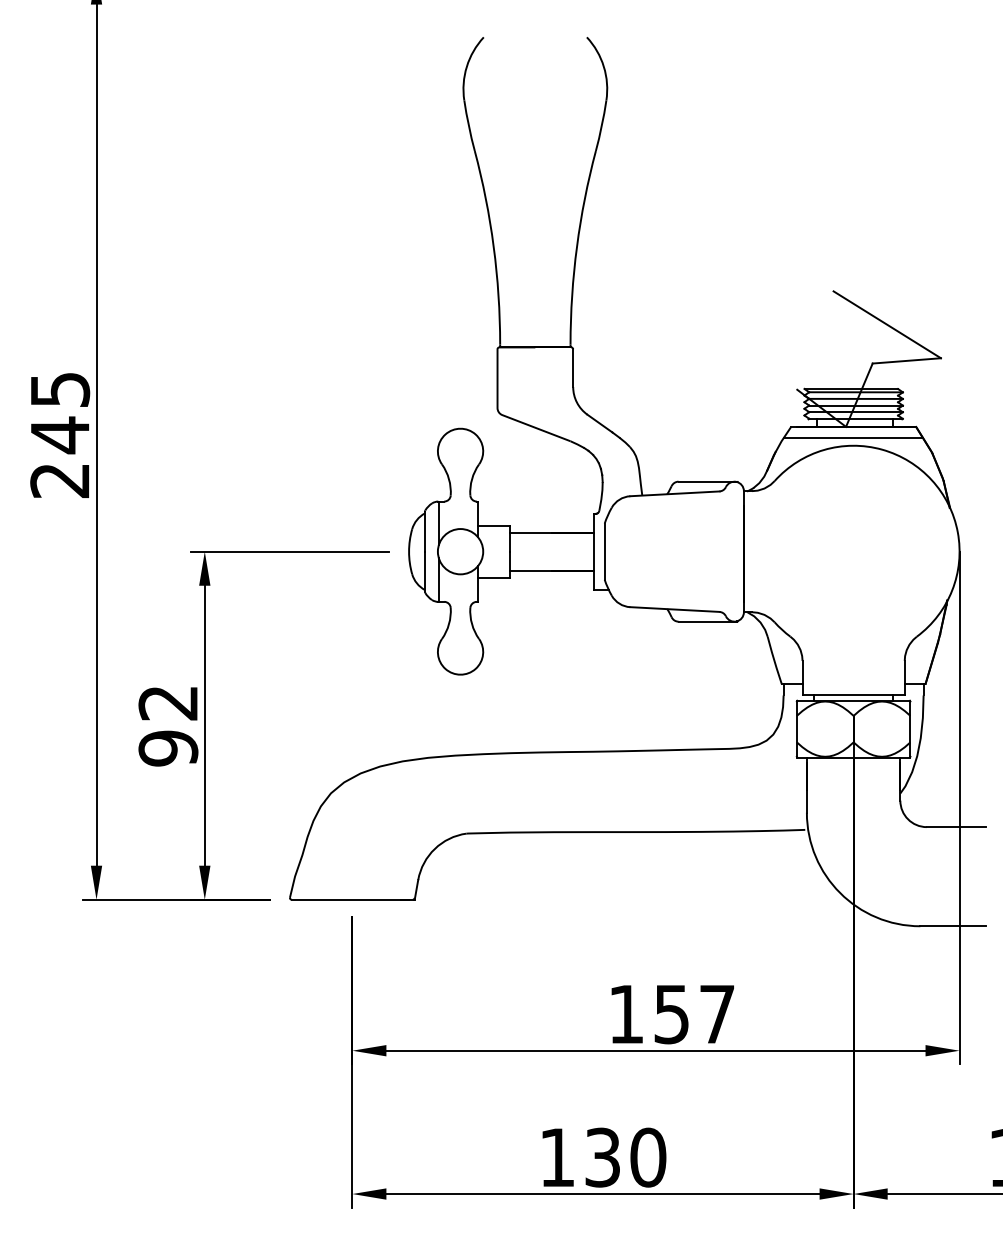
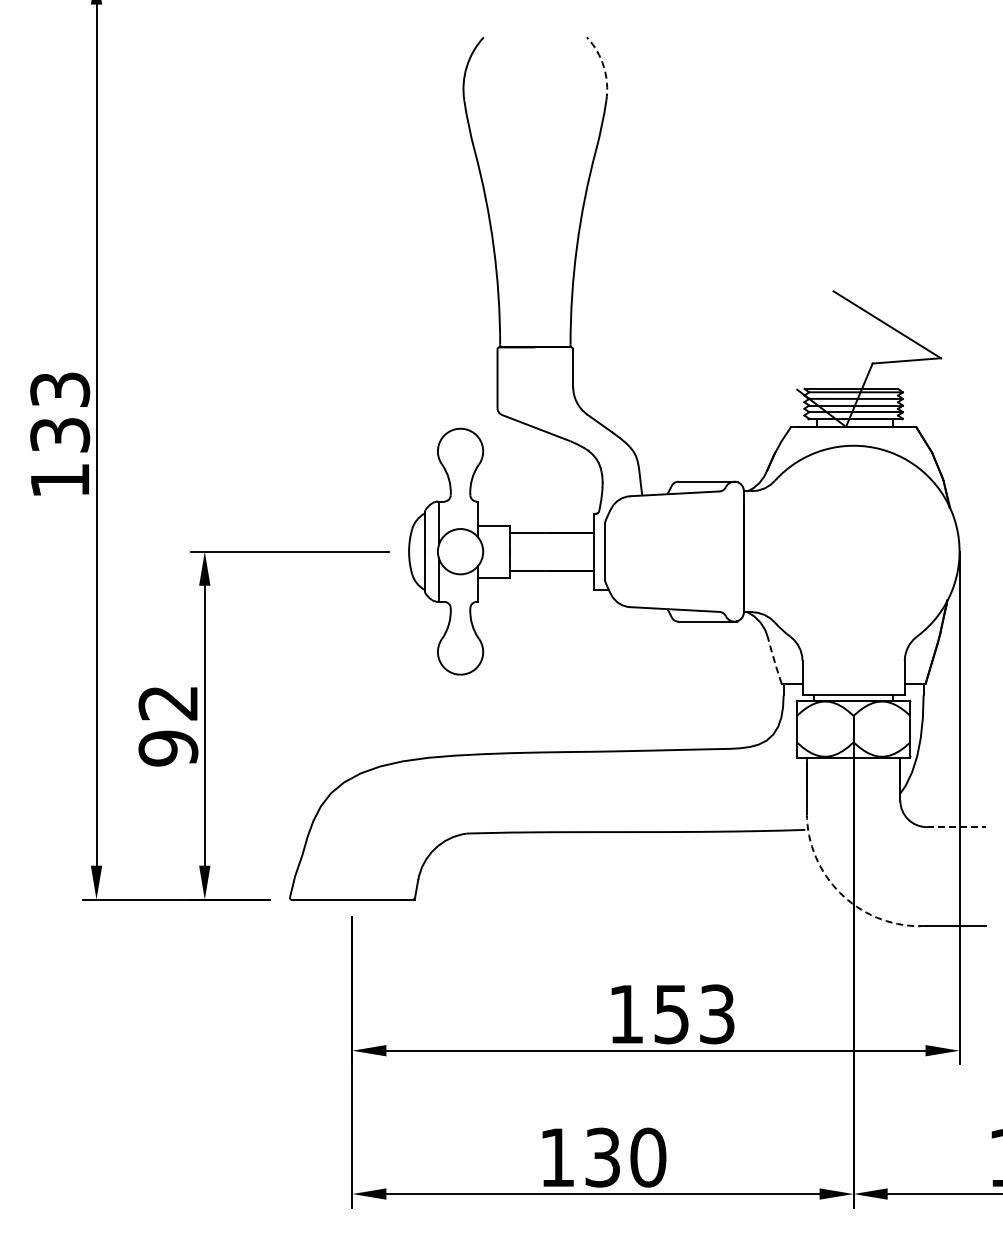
arc: solid -> dashed (603, 66)
text: 245 -> 133 (60, 434)
line: present -> none (853, 438)
line: solid -> dashed (774, 660)
line: solid -> dashed (956, 827)
arc: solid -> dashed (840, 893)
text: 157 -> 153 (717, 1014)
